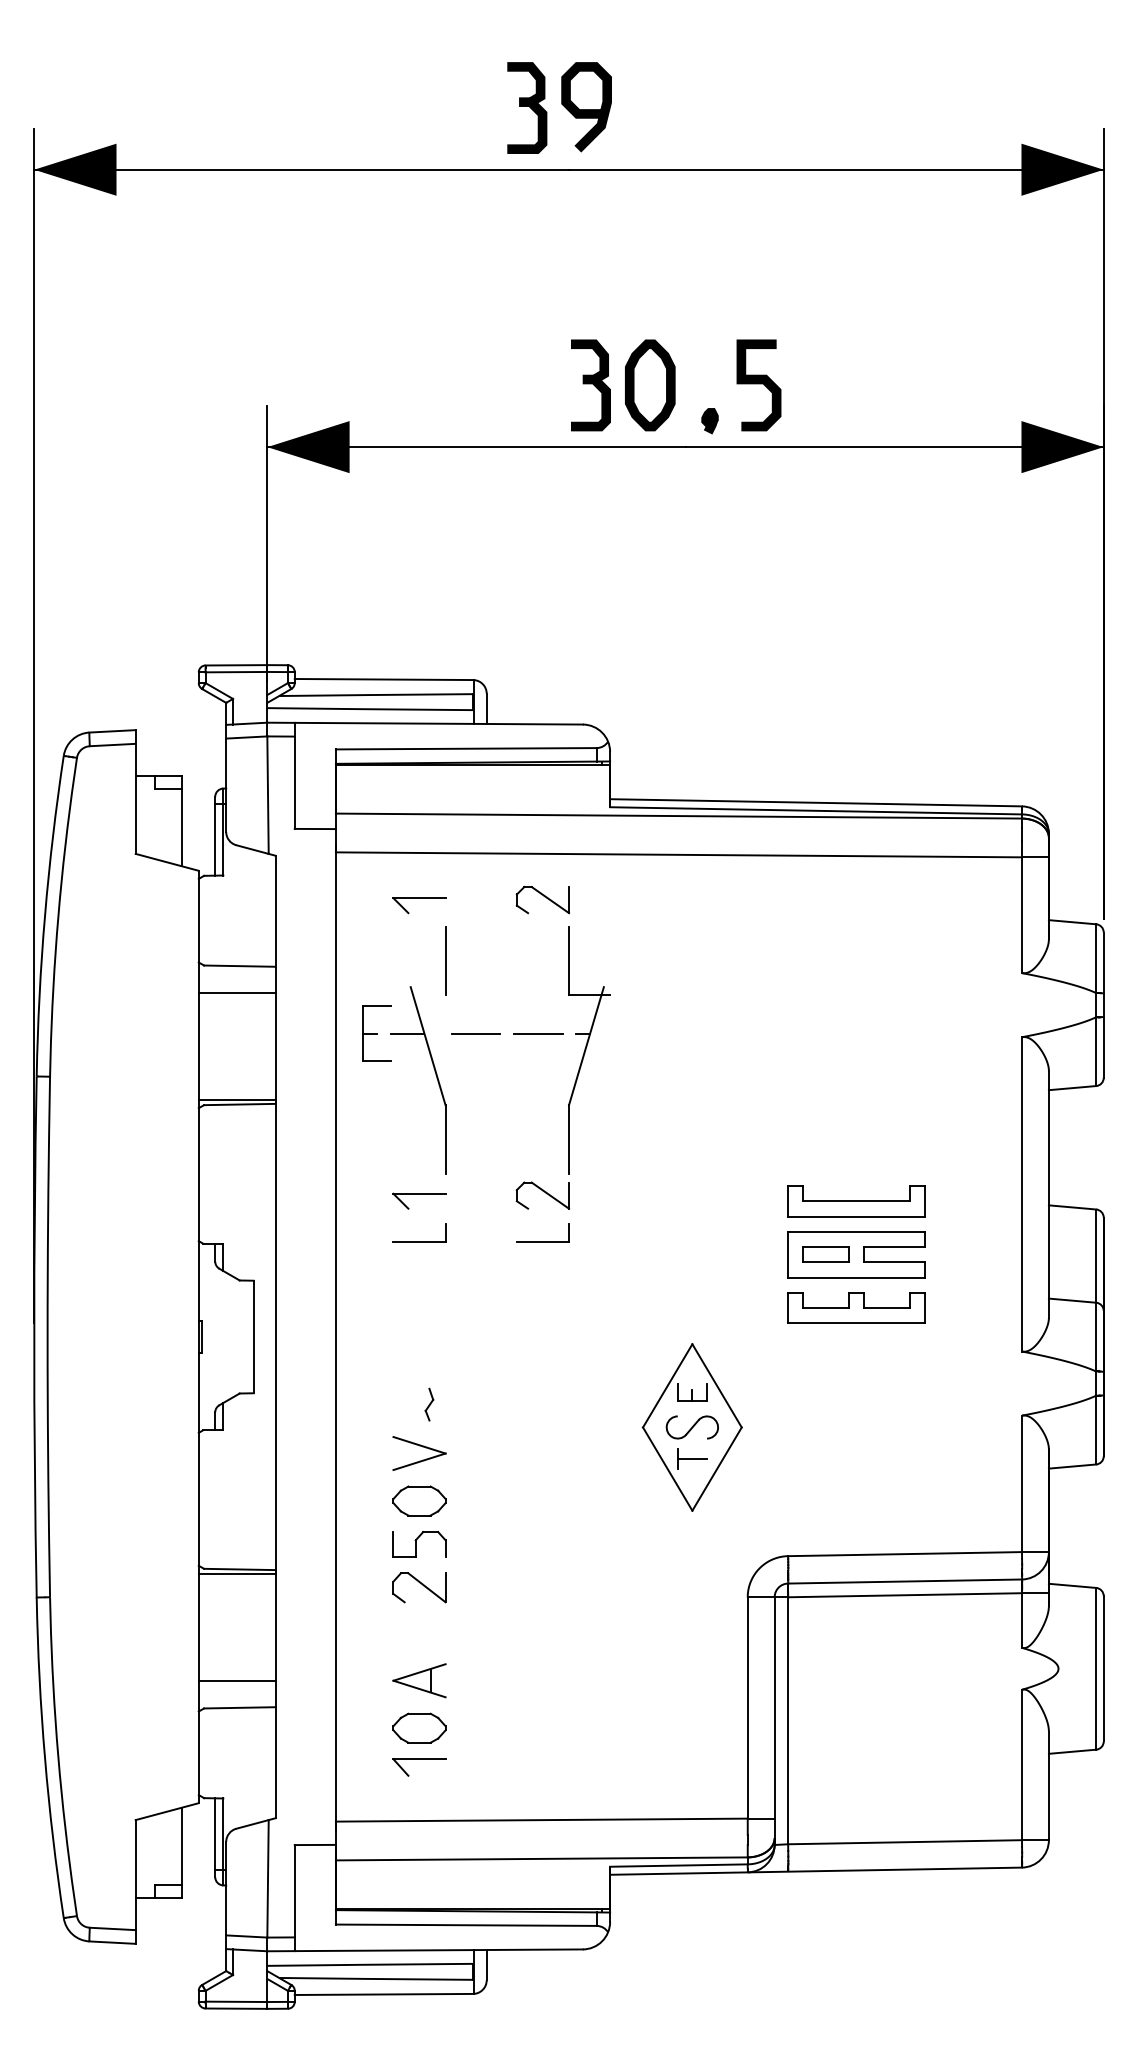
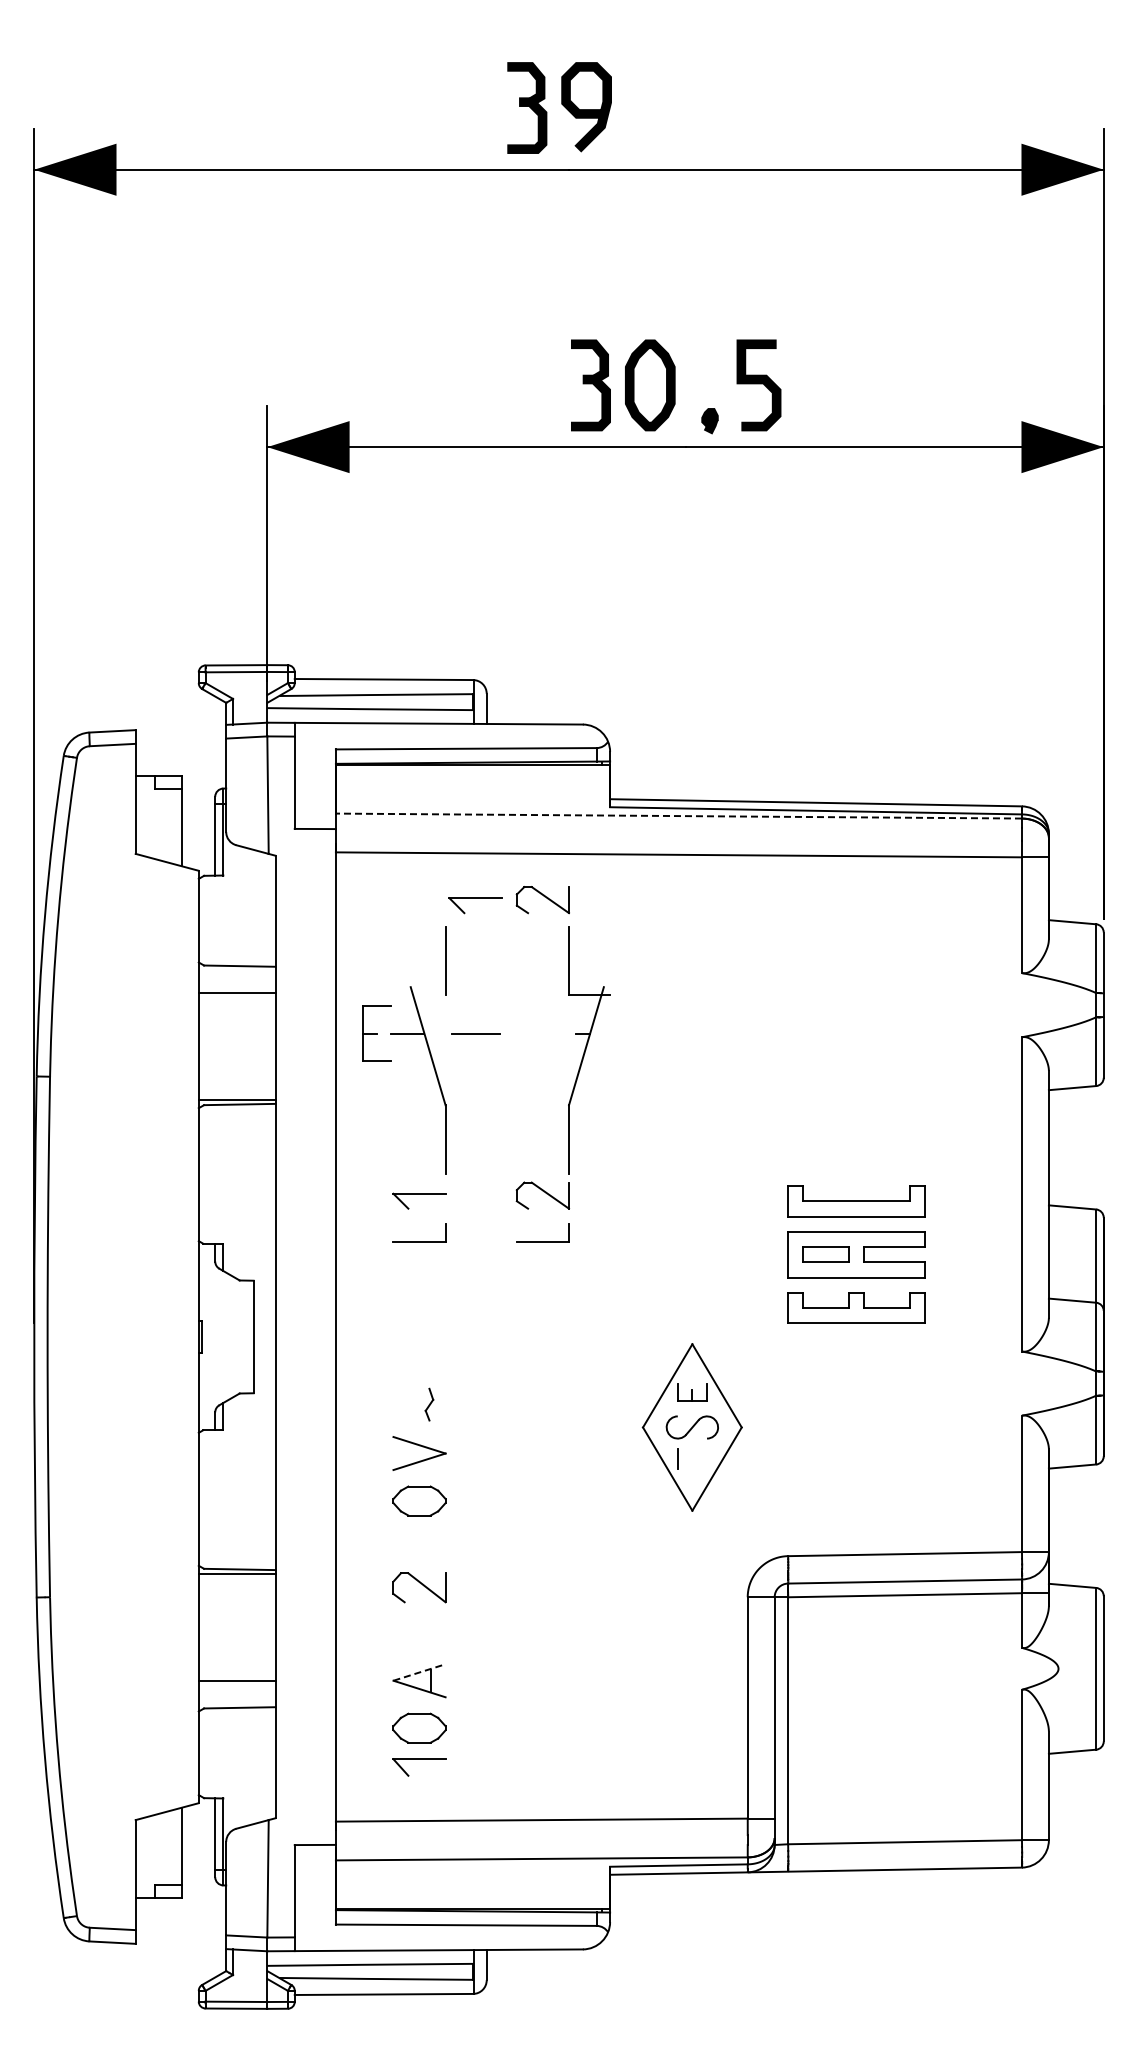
line: solid -> dashed (678, 816)
part position: (419, 898) -> (475, 898) (475, 898)
line: present -> none (537, 1033)
line: present -> none (692, 1459)
part: present -> none (419, 1544)
line: solid -> dashed (420, 1672)
